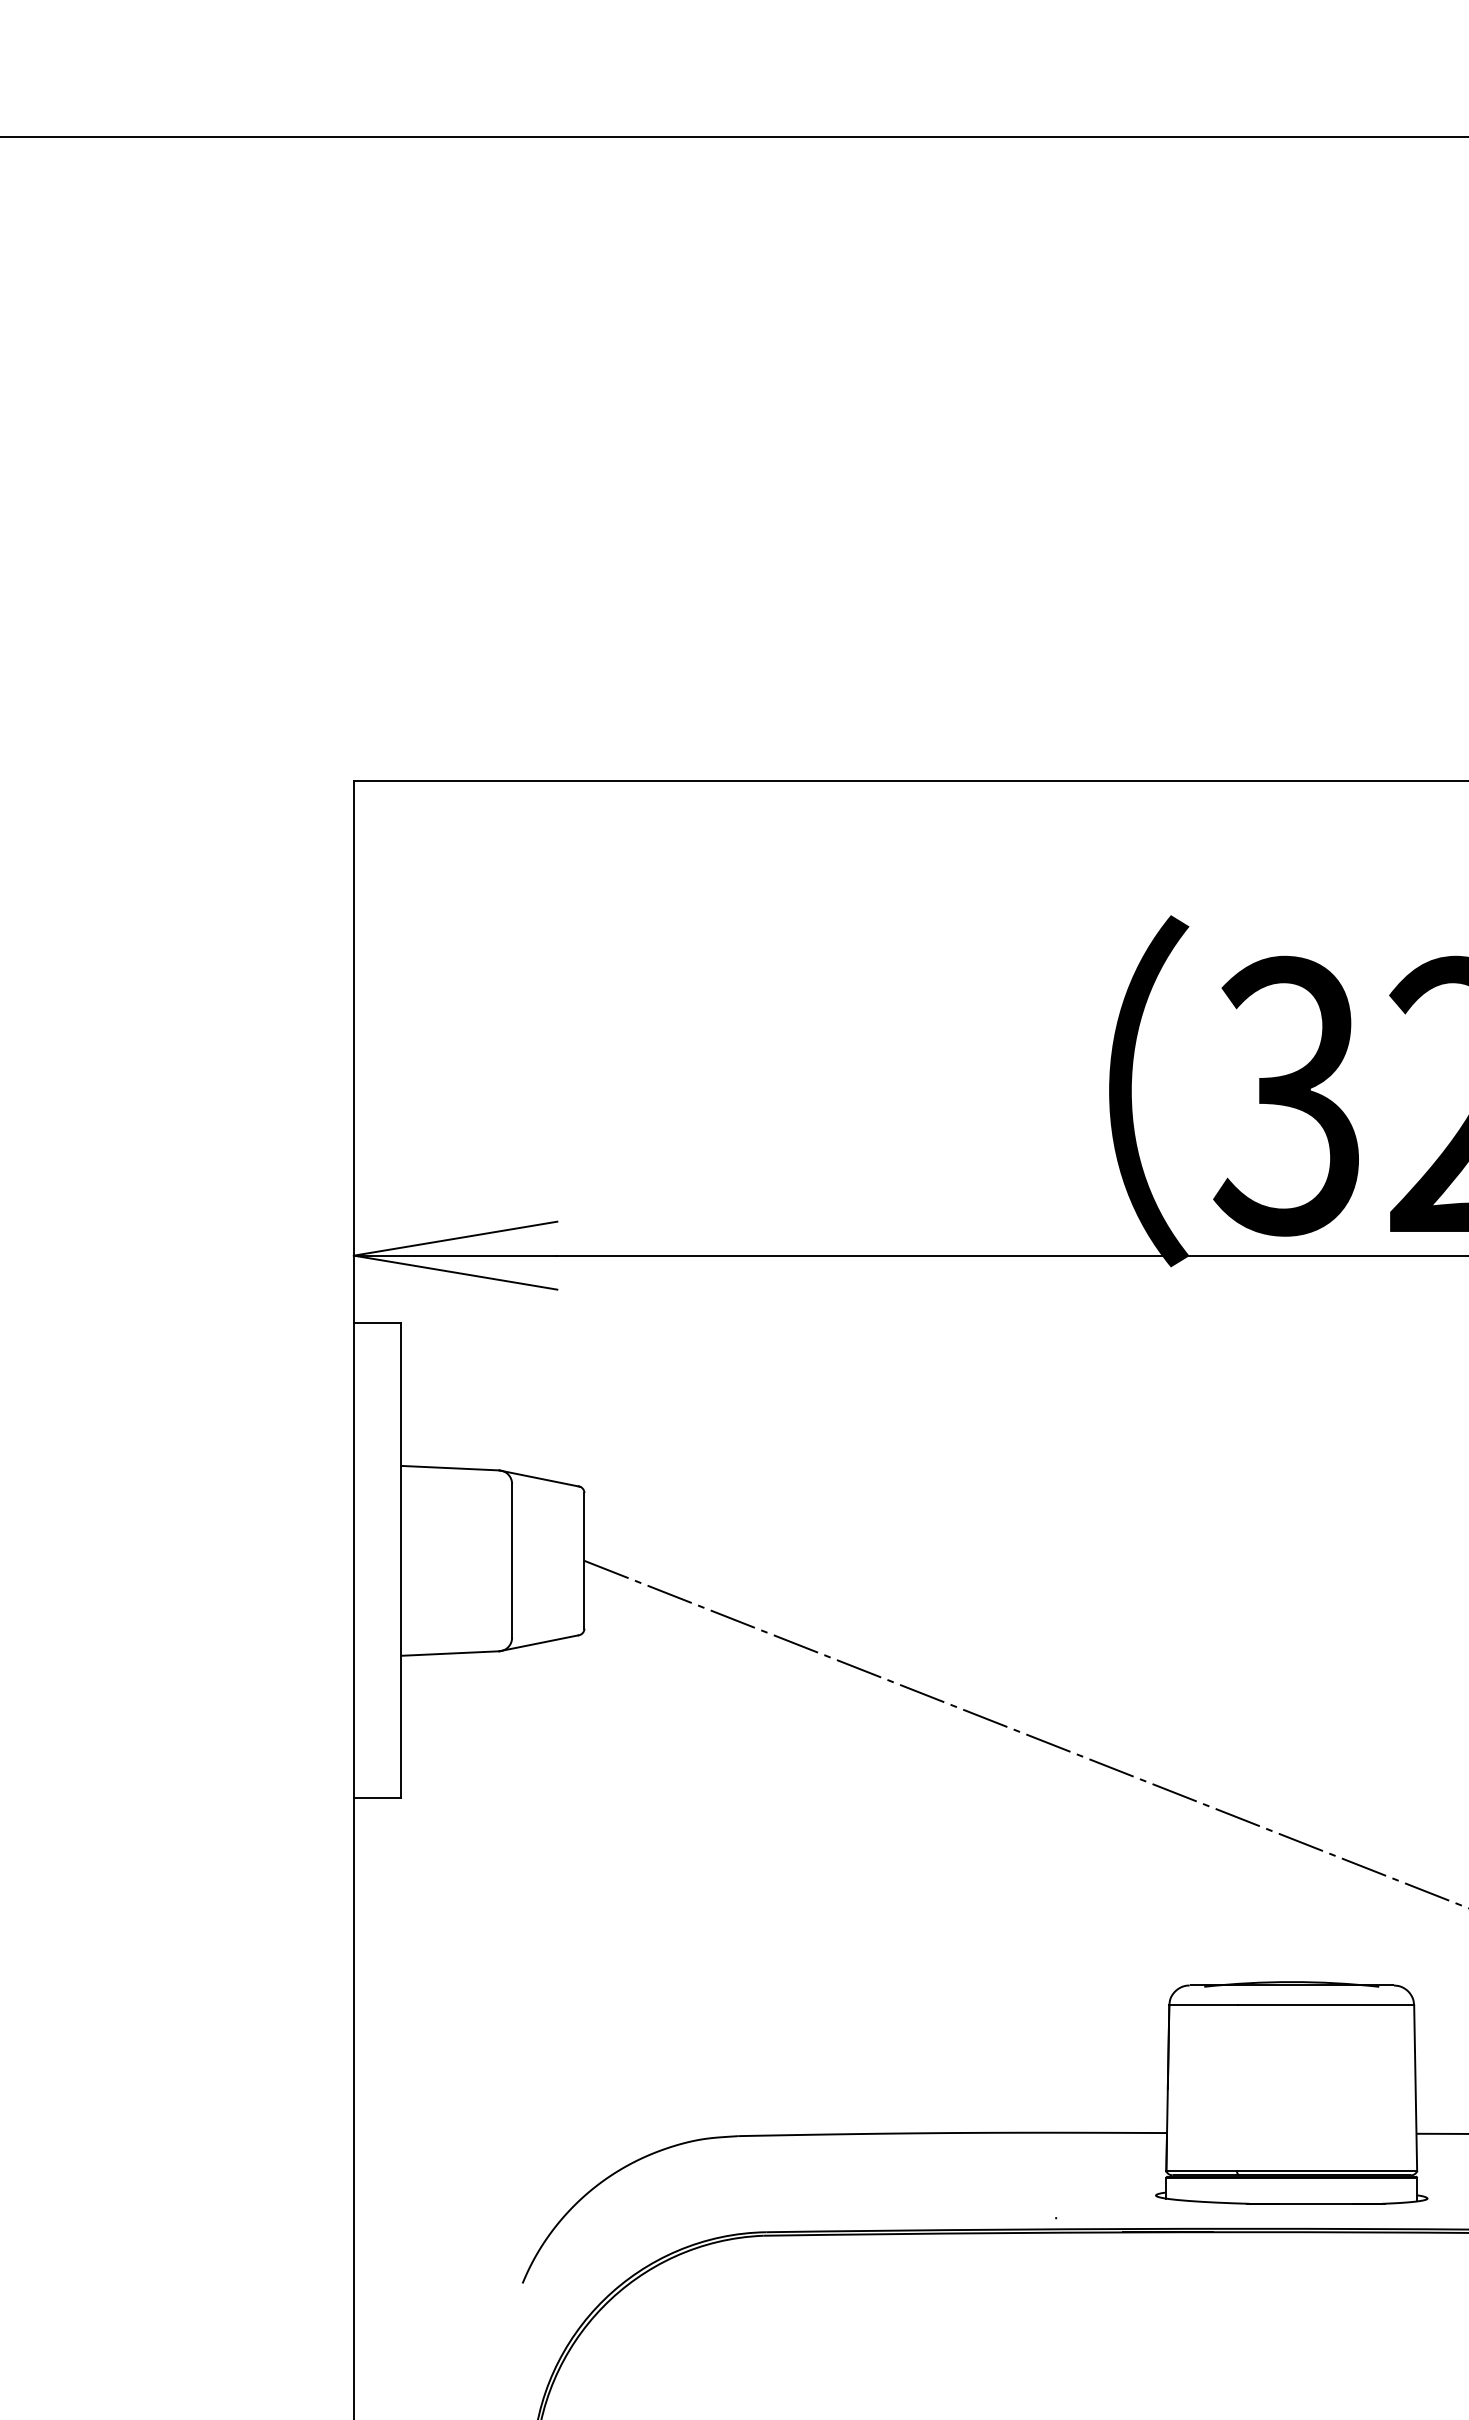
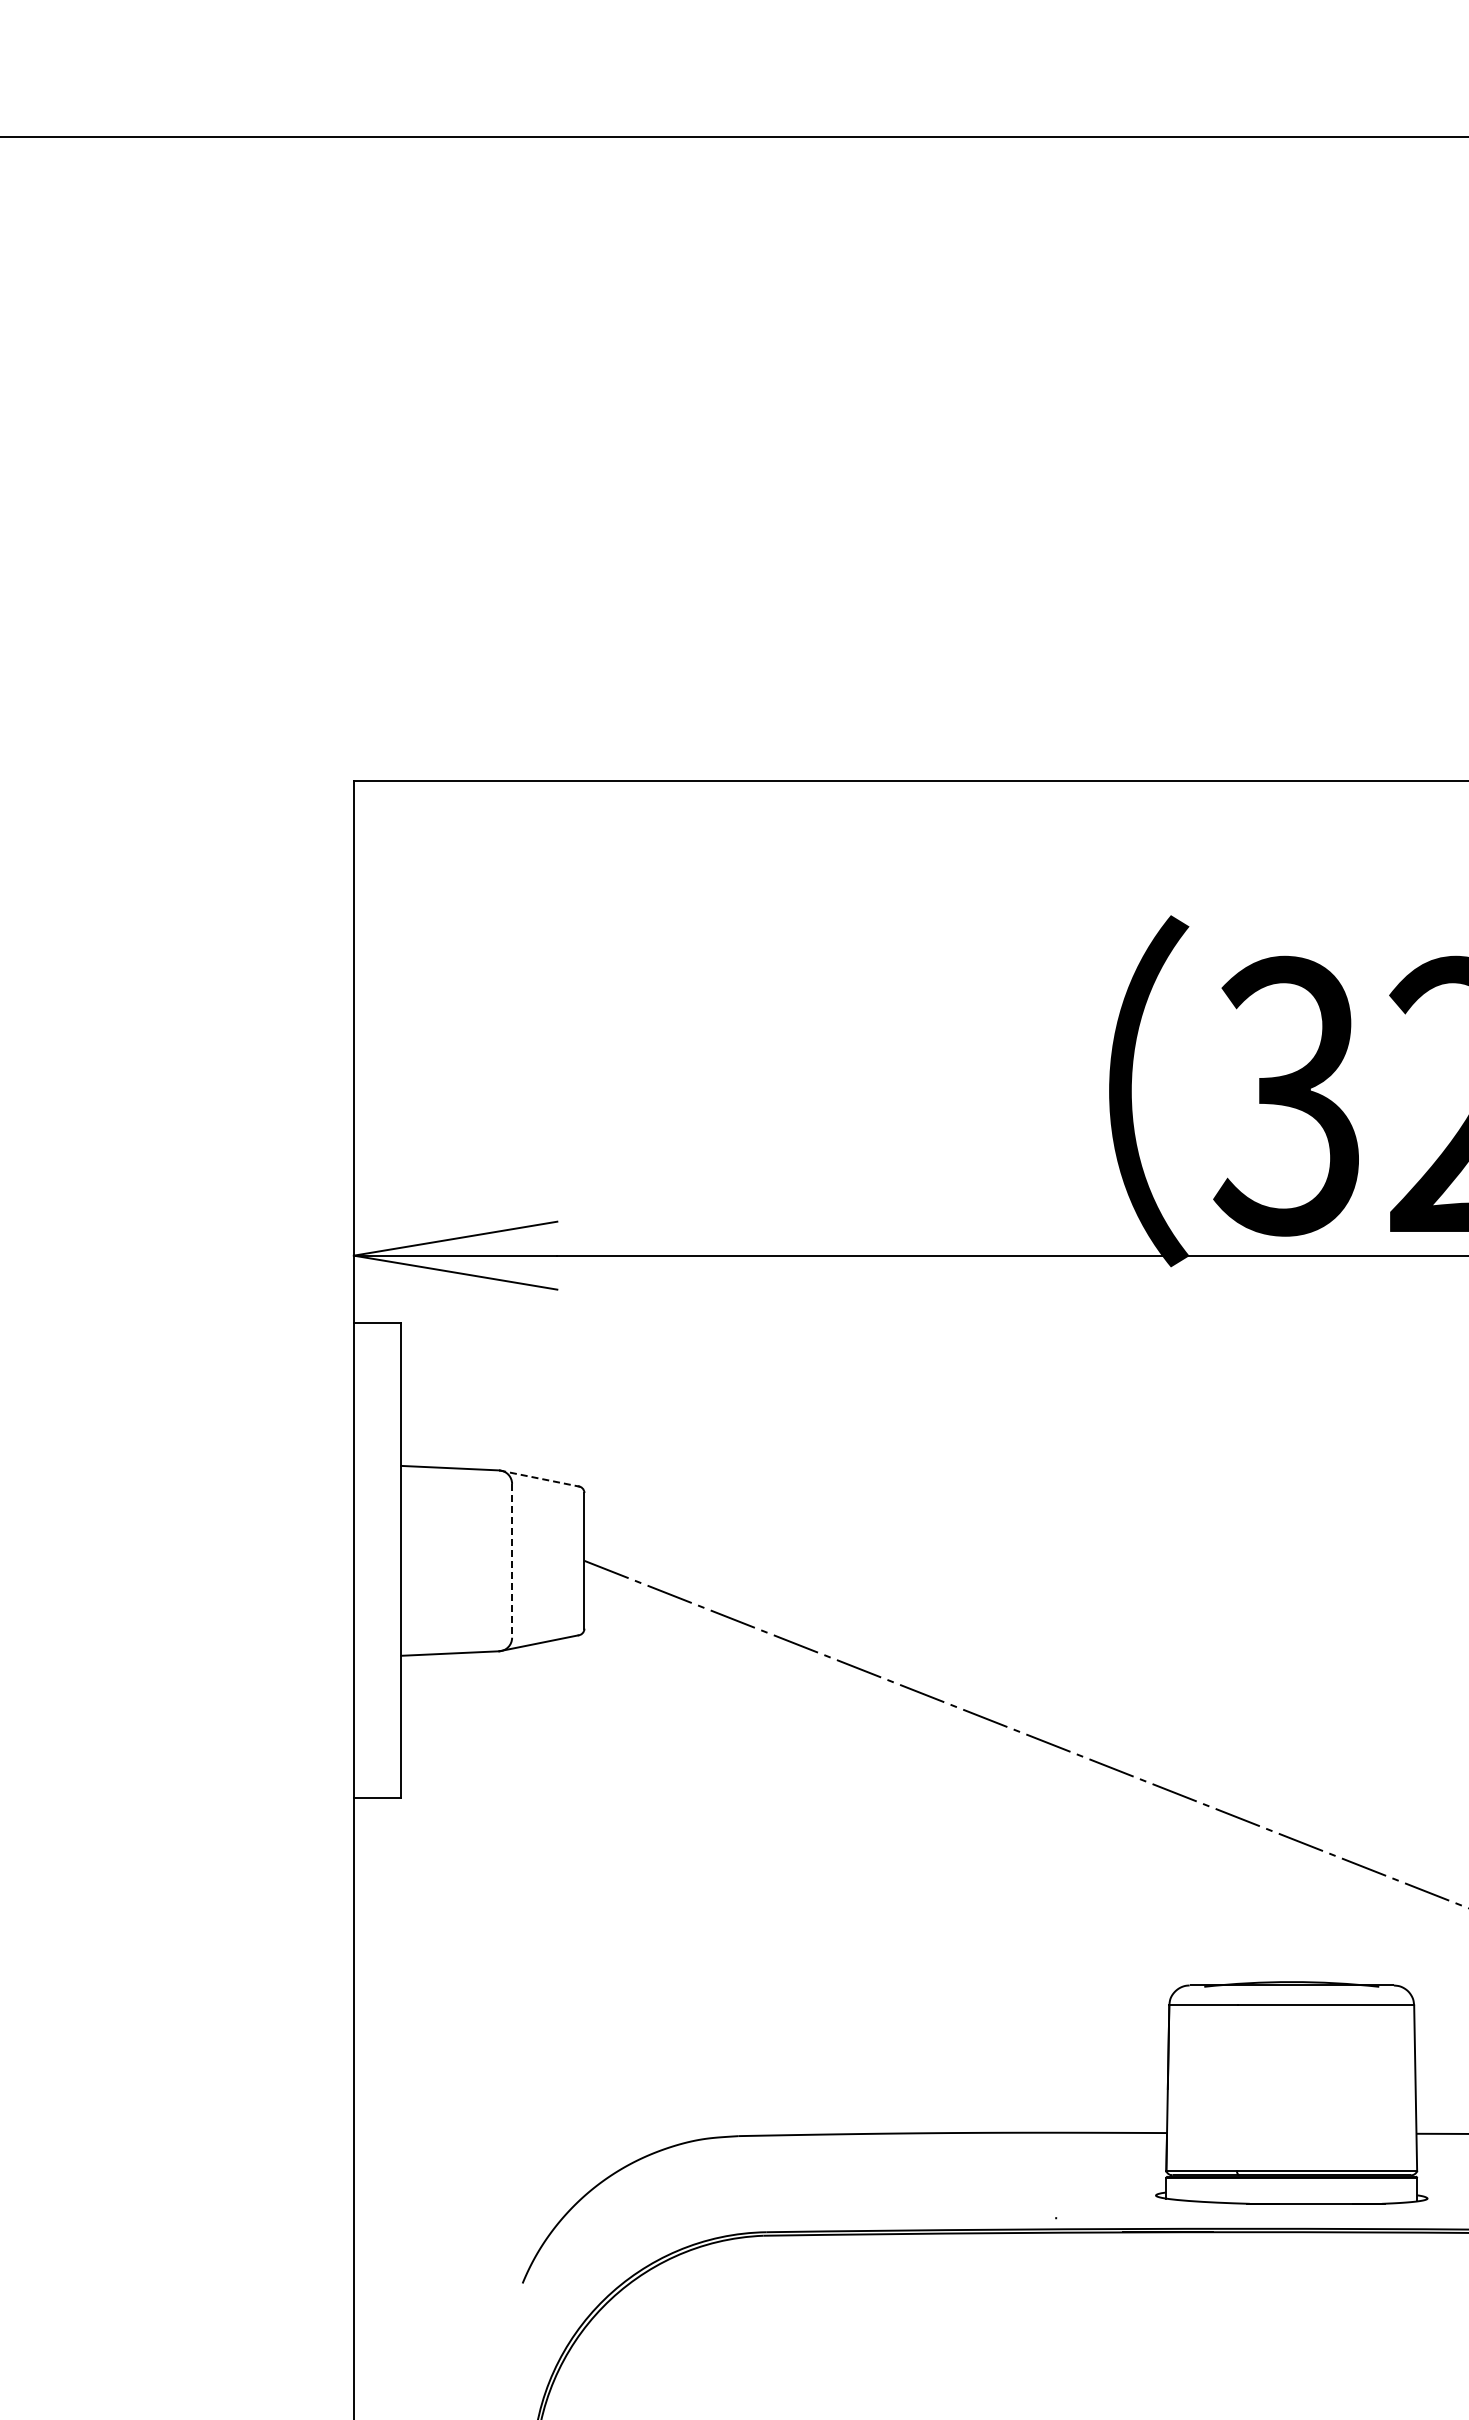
line: solid -> dashed (540, 1478)
line: solid -> dashed (512, 1560)
